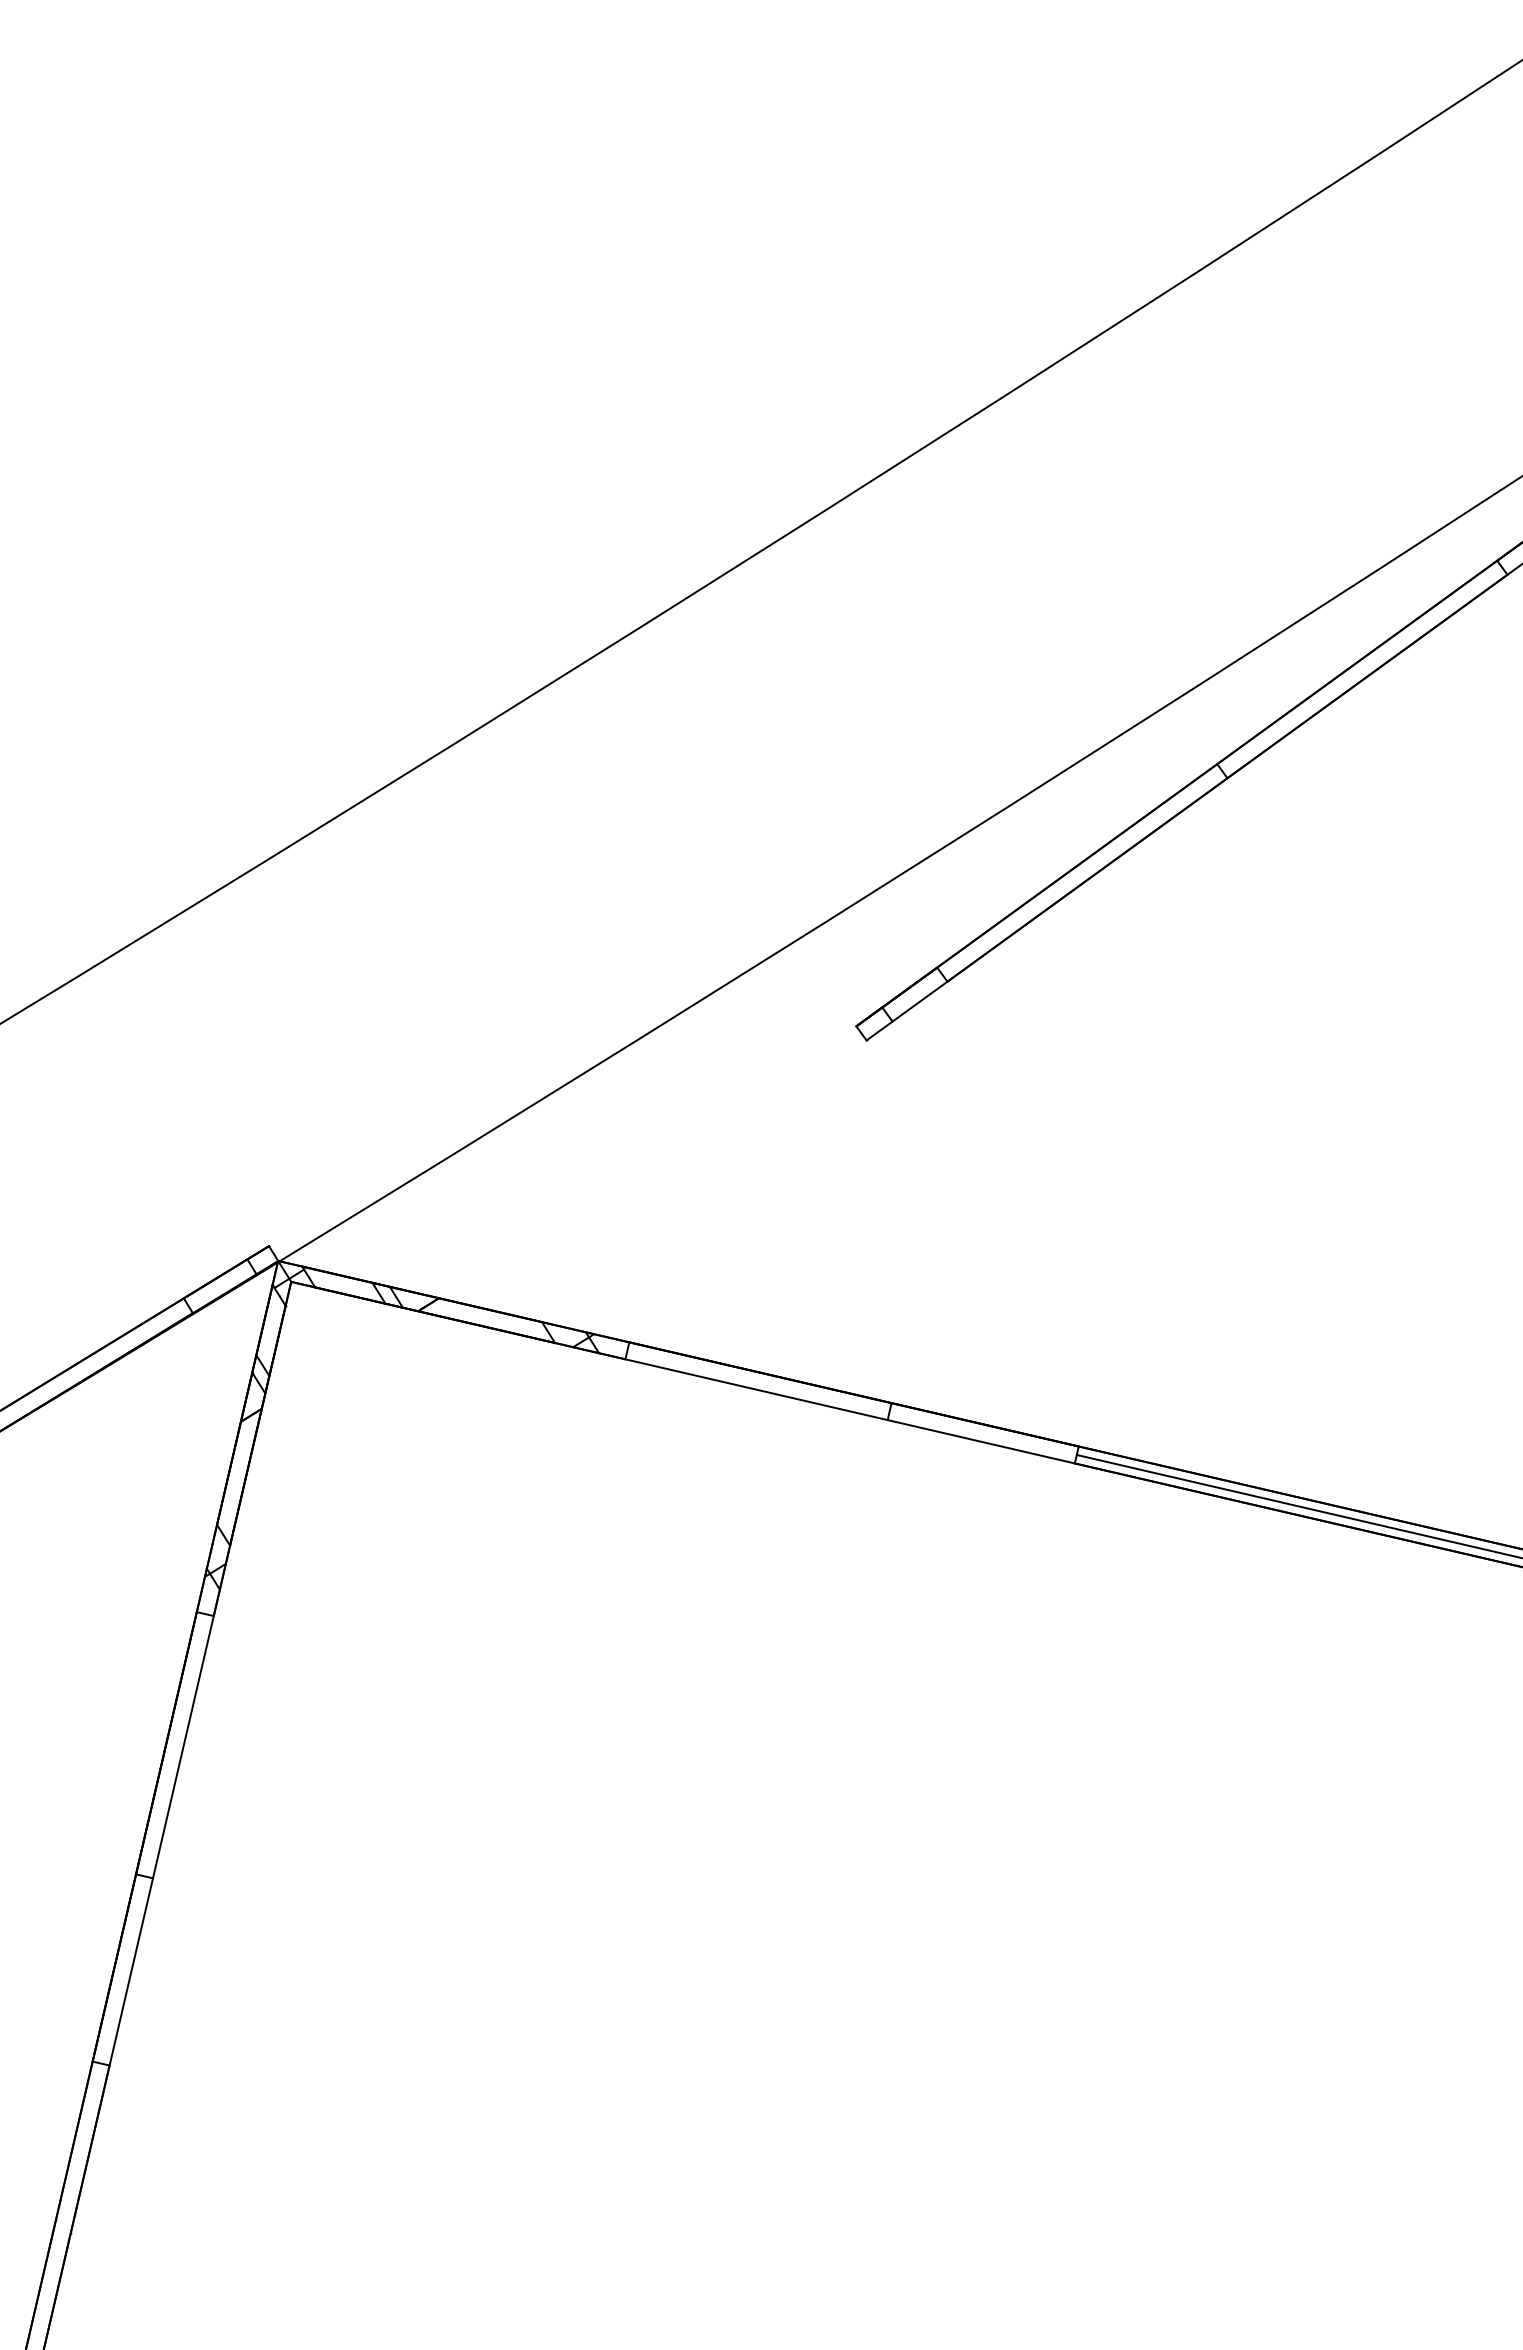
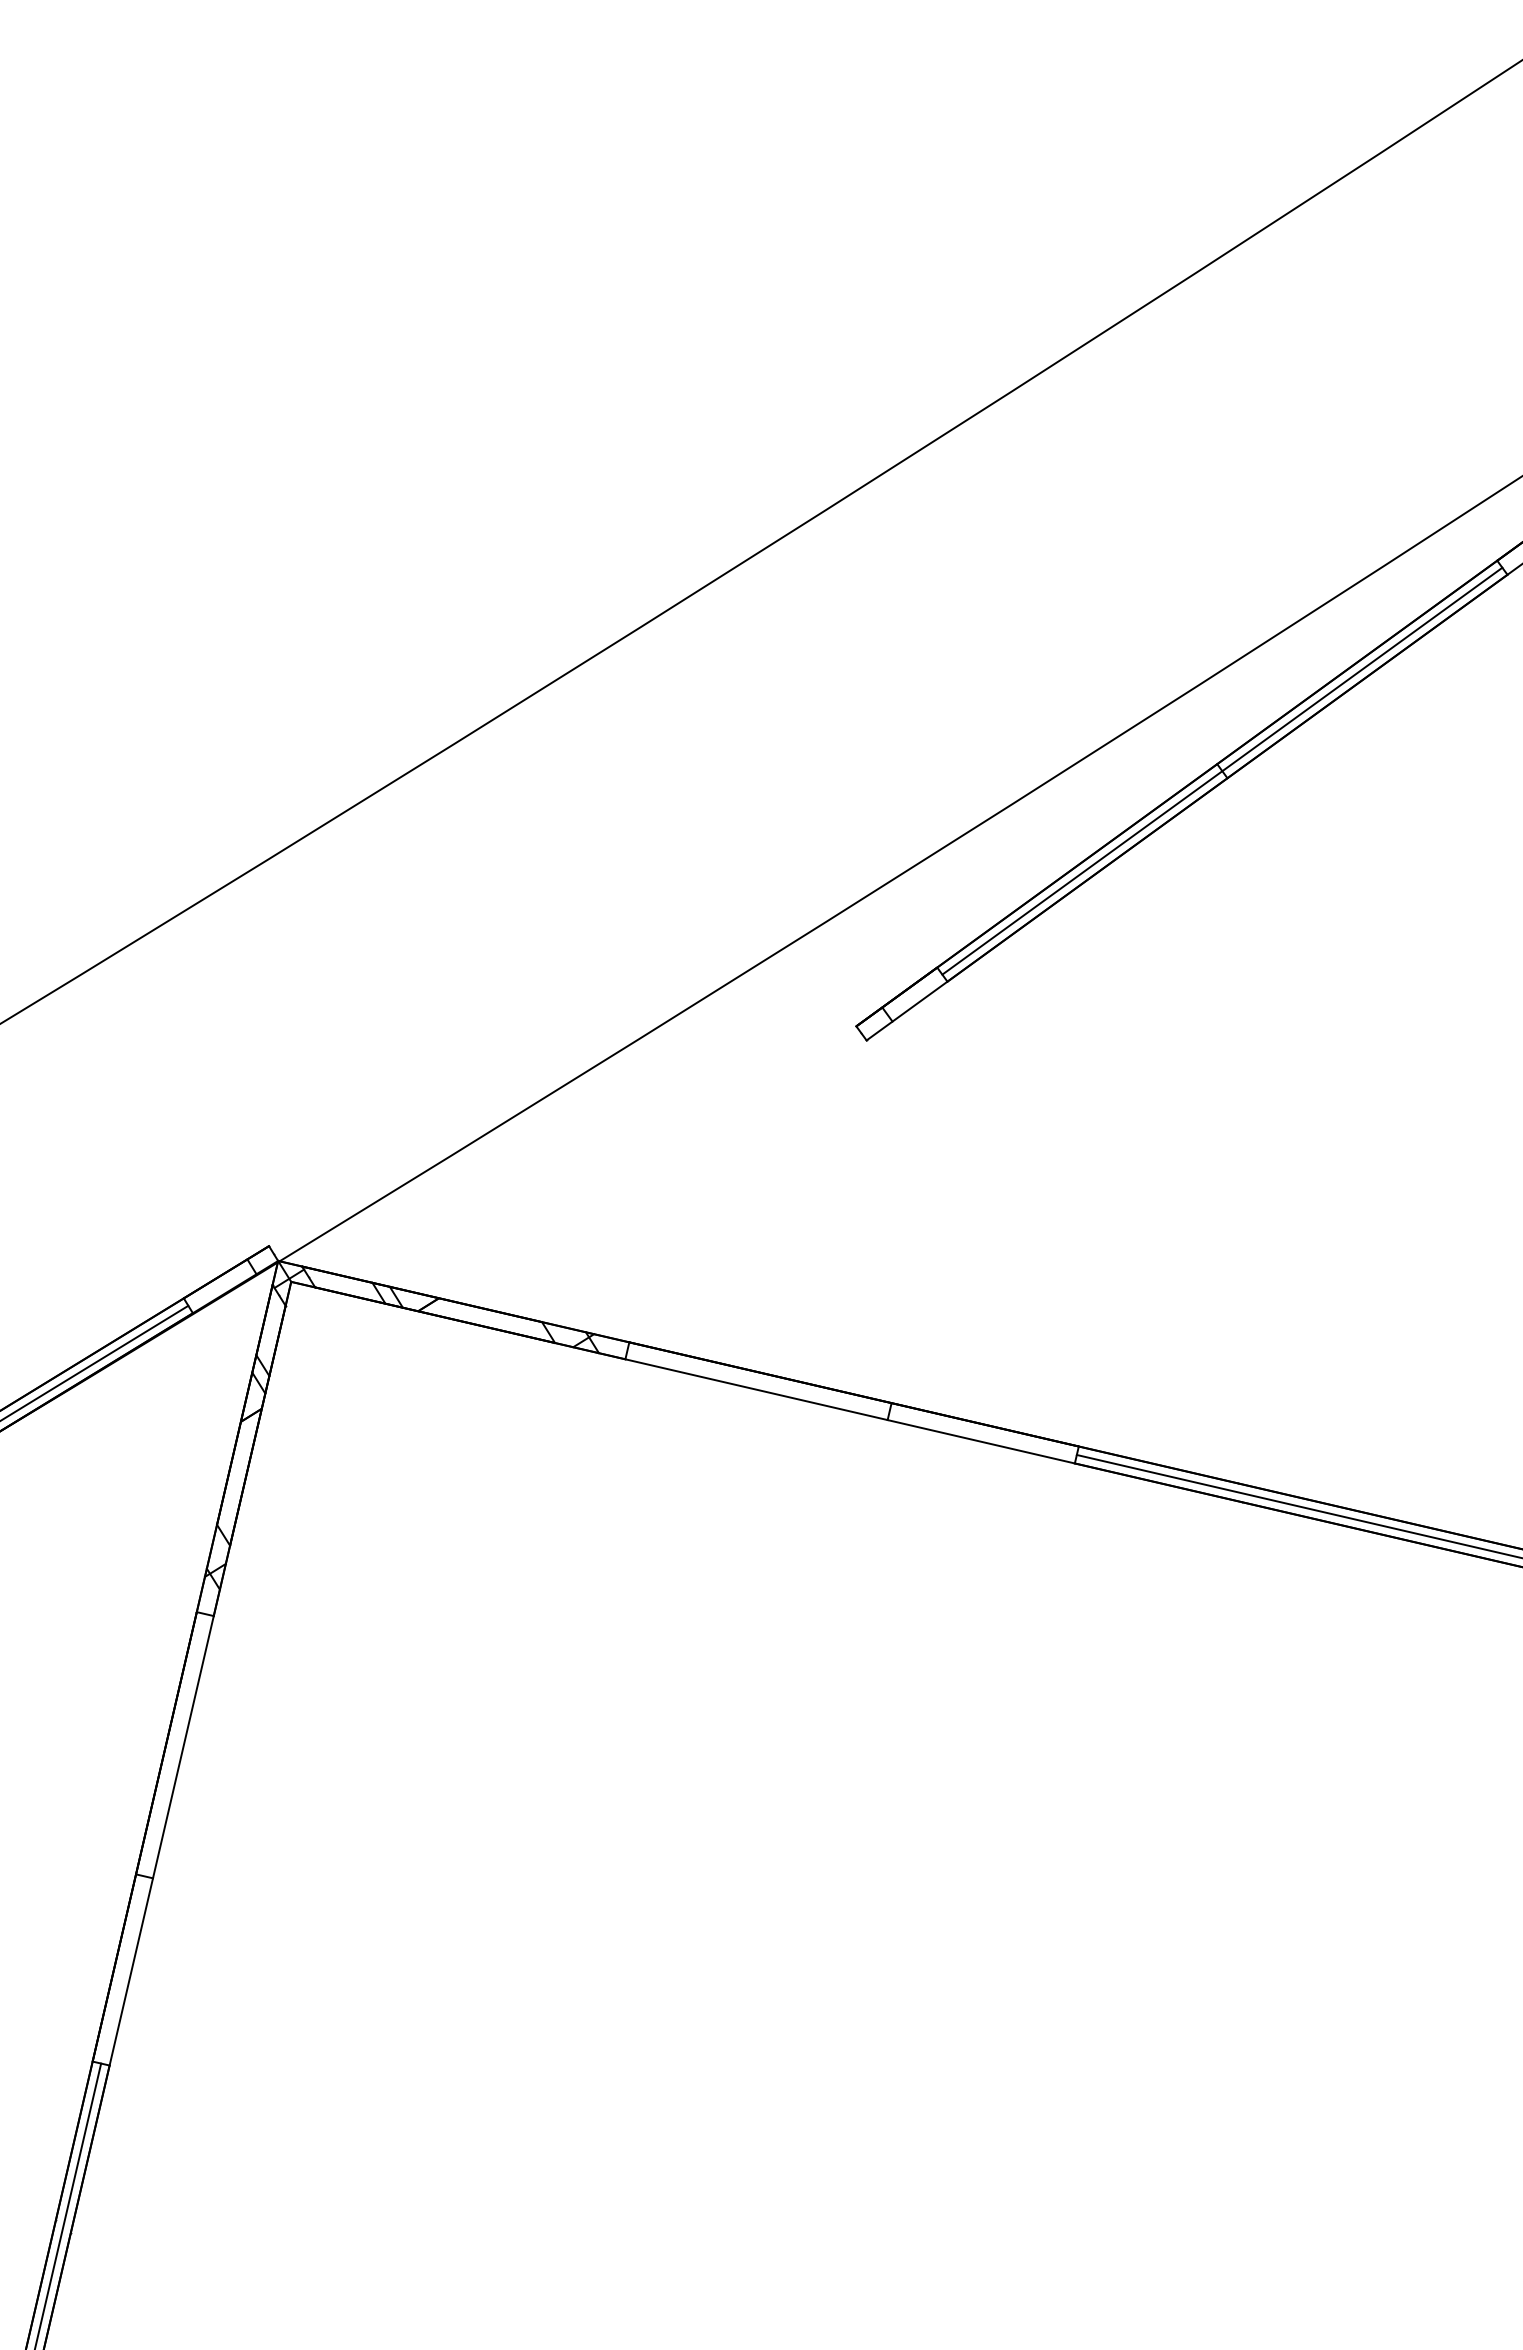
line: none -> present (1222, 770)
line: none -> present (95, 1362)
line: none -> present (68, 2204)
